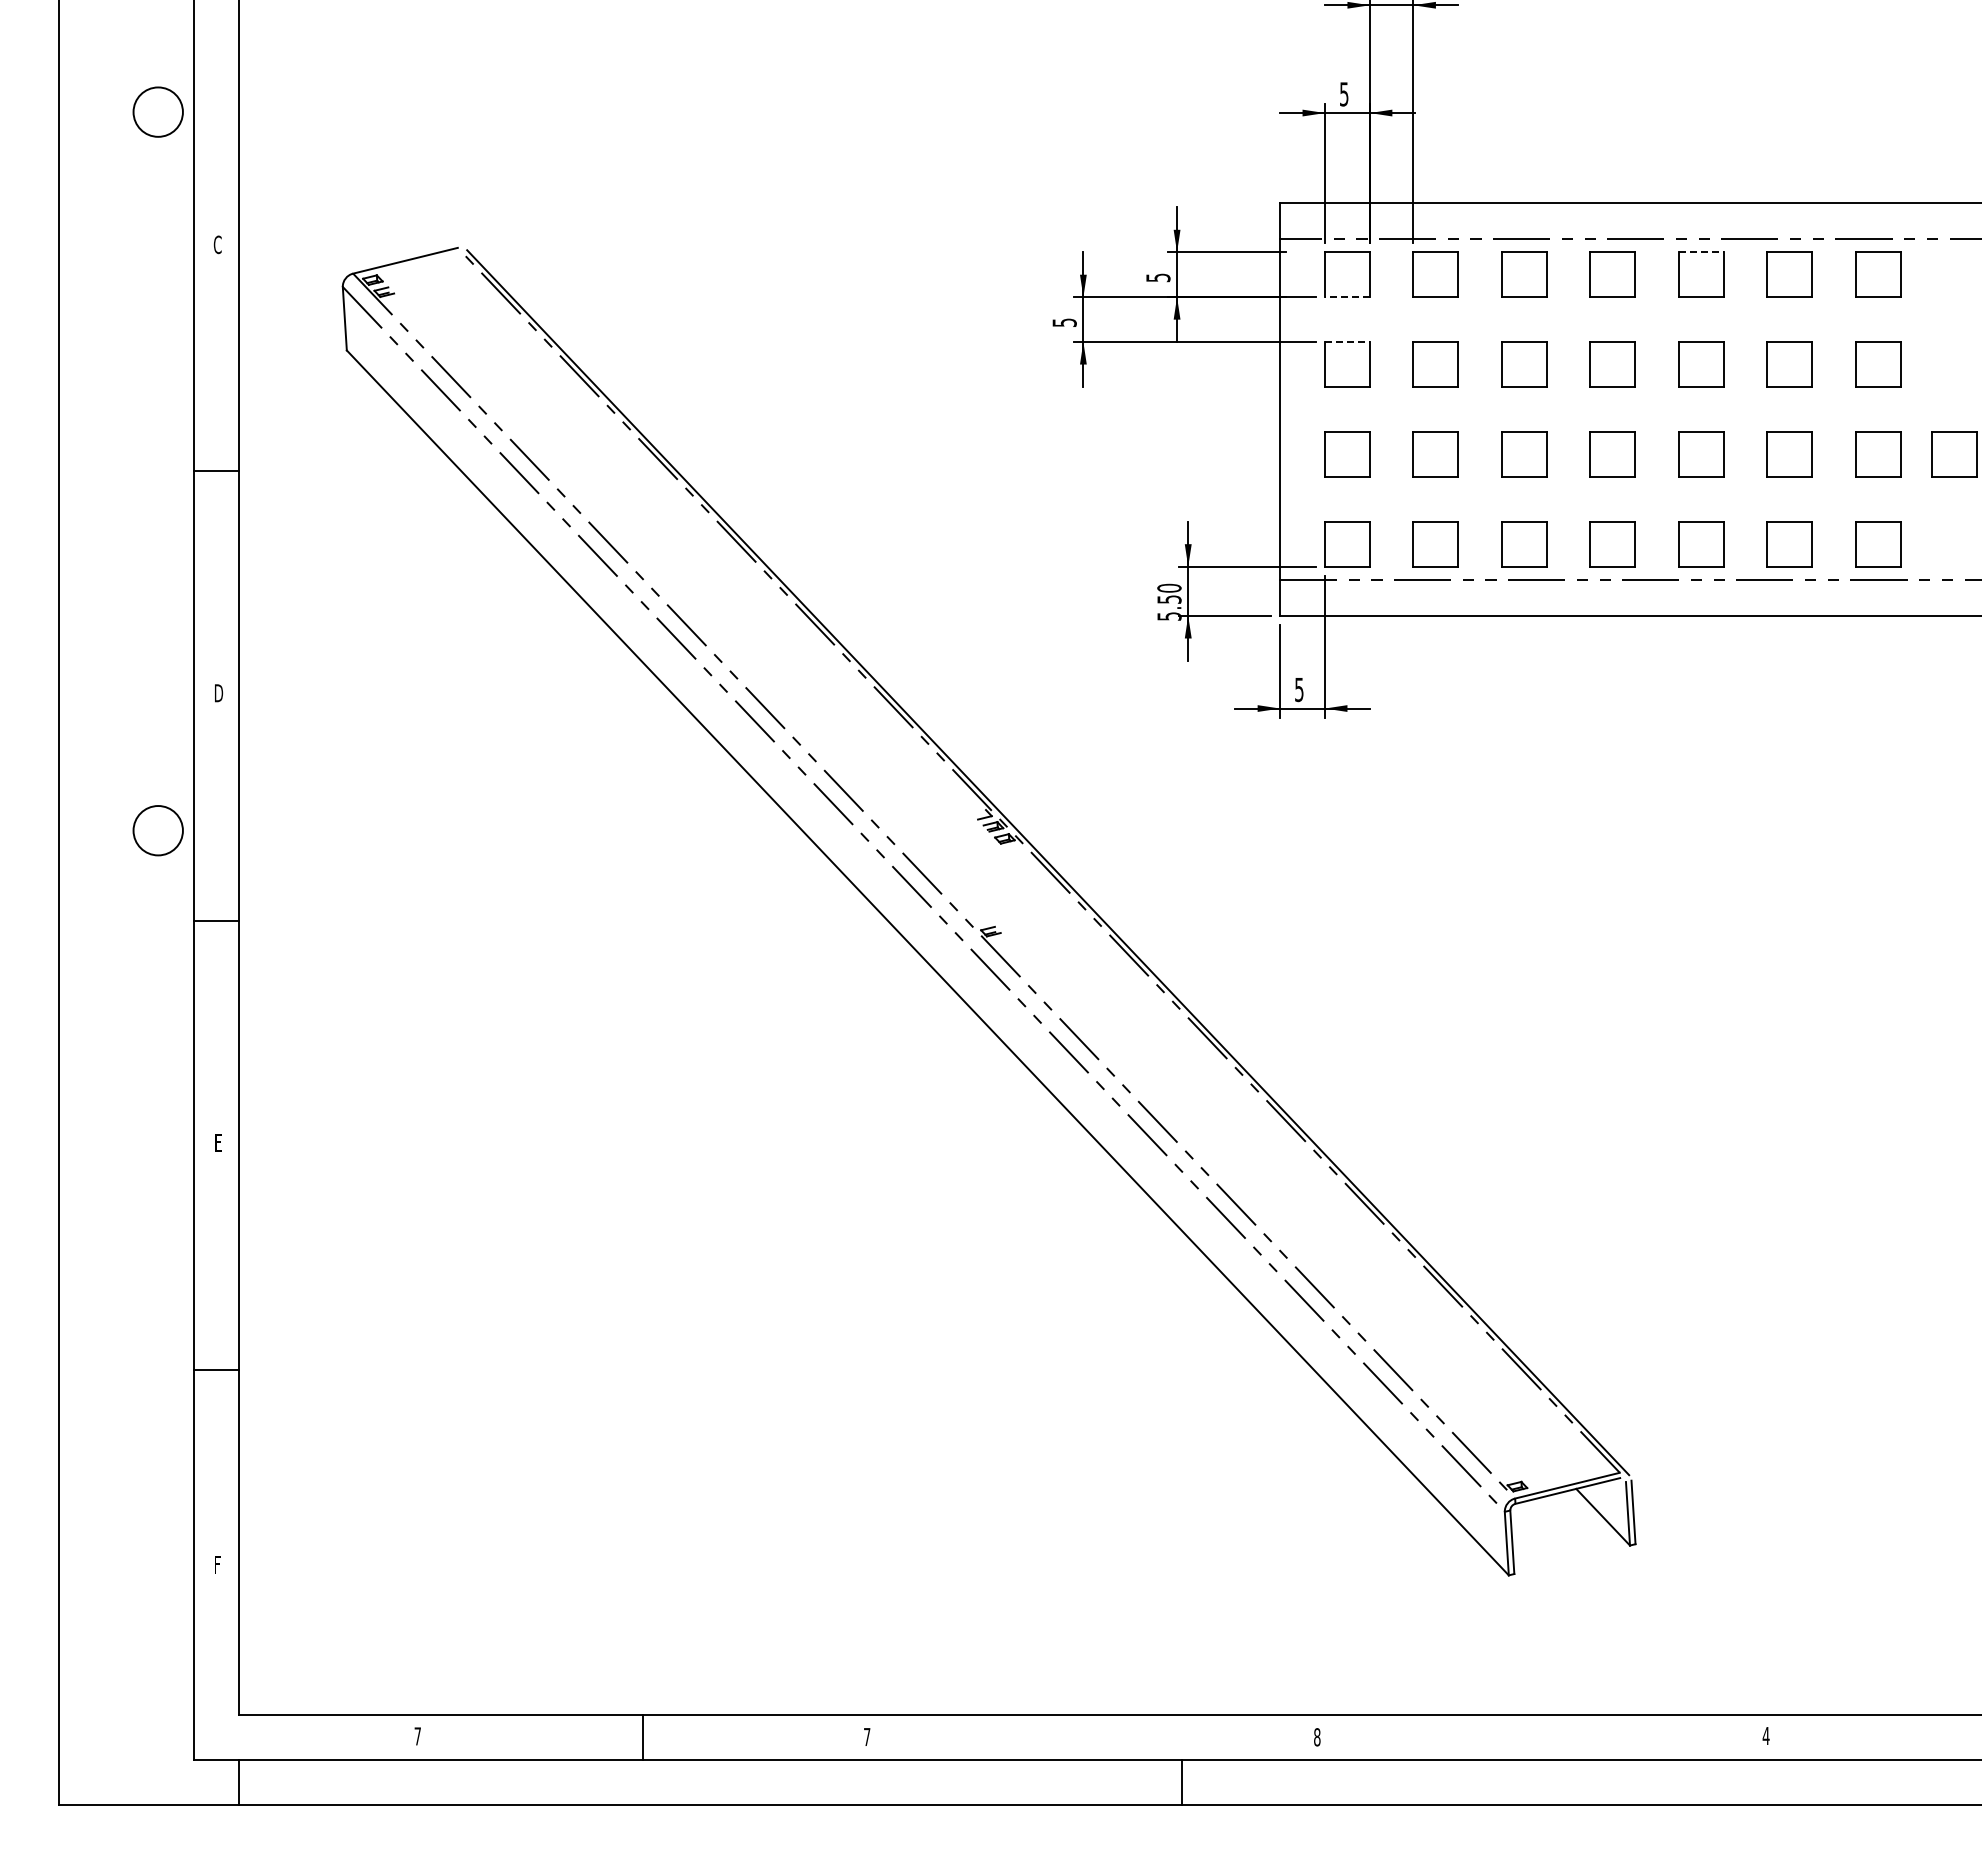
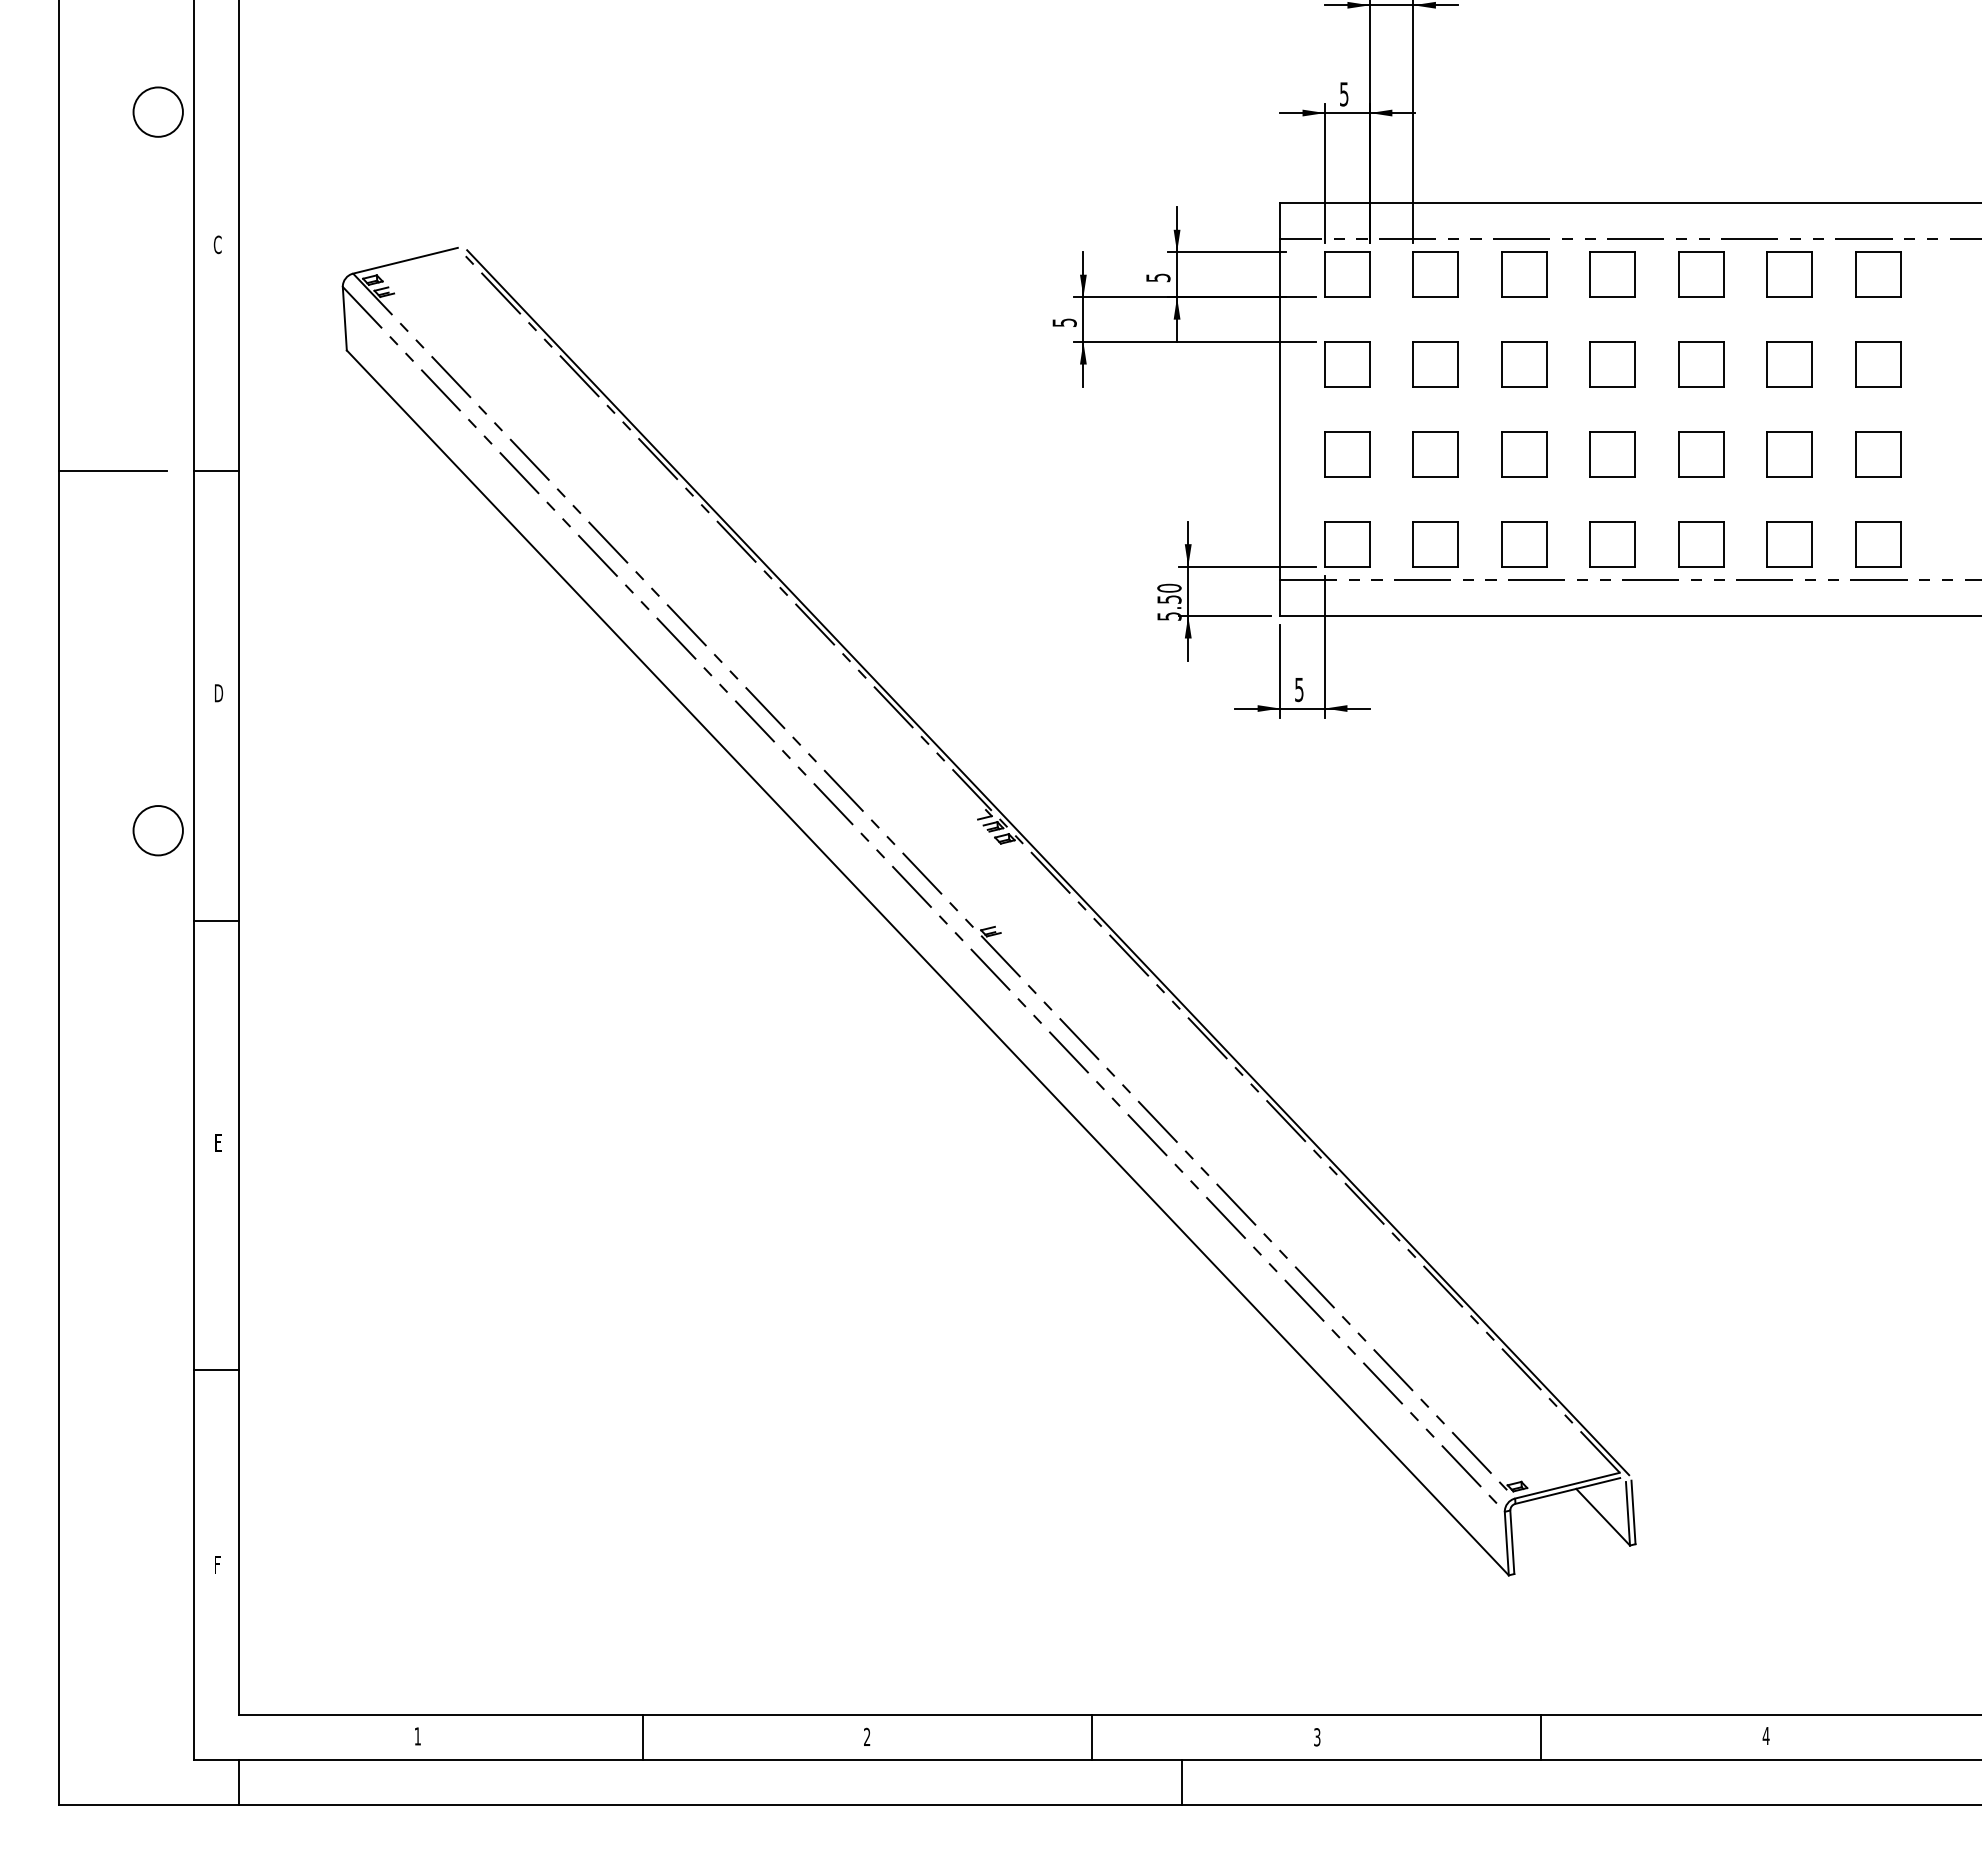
line: dashed -> solid (1701, 252)
line: dashed -> solid (1346, 297)
line: dashed -> solid (1347, 342)
part: present -> none (1954, 454)
line: none -> present (113, 471)
text: 7 -> 1 (417, 1736)
text: 7 -> 2 (867, 1736)
line: none -> present (1092, 1737)
text: 8 -> 3 (1317, 1737)
line: none -> present (1541, 1737)
